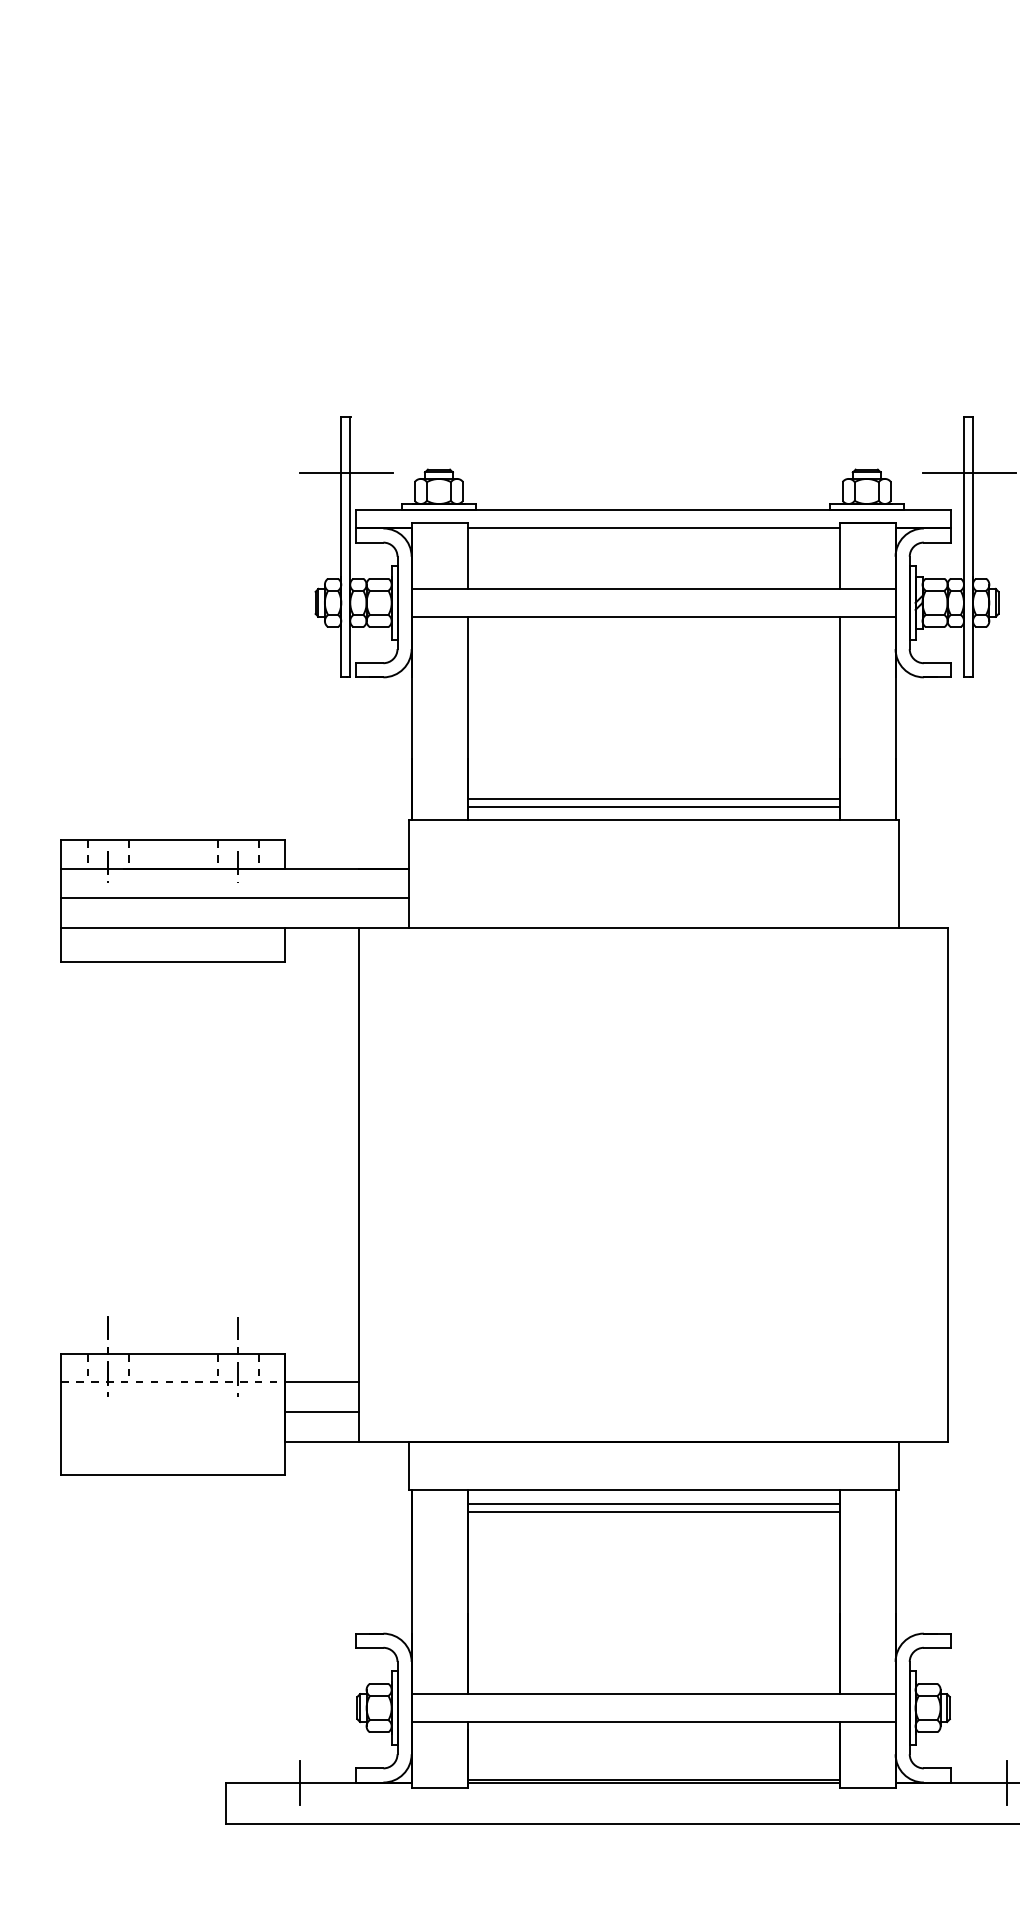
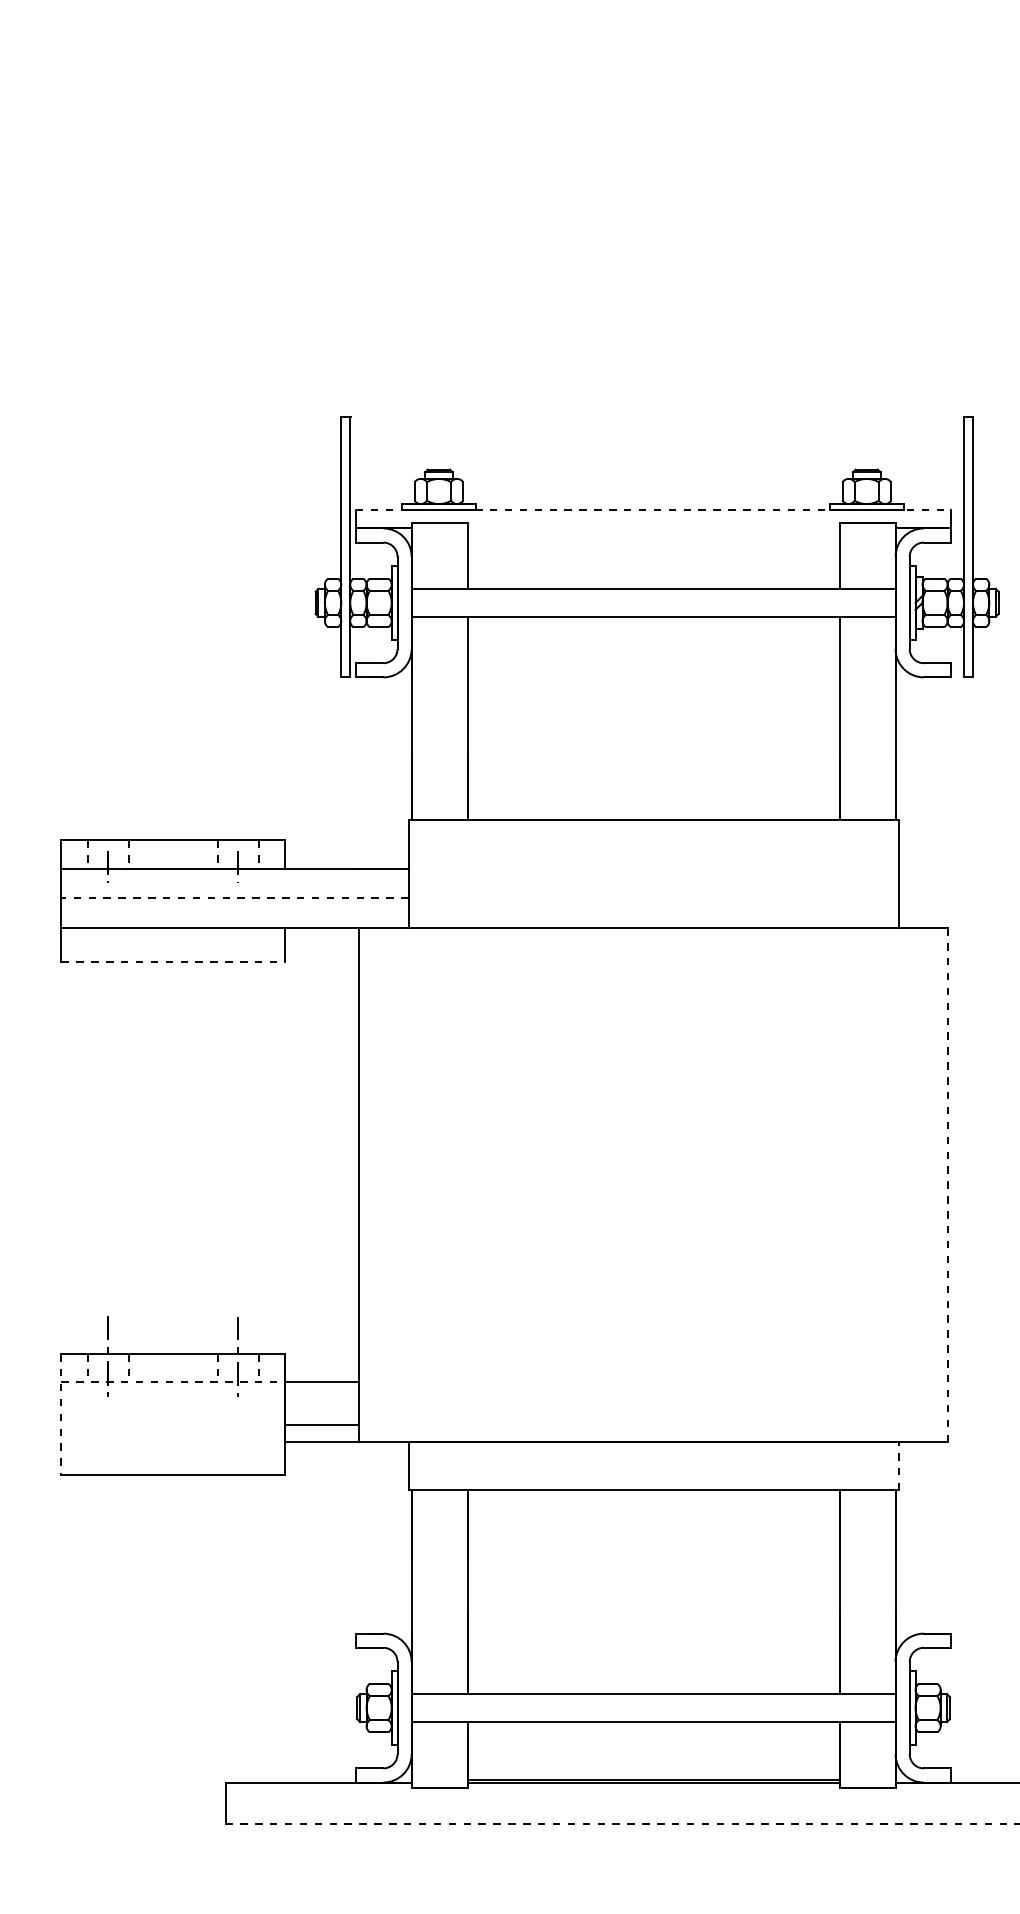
line: present -> none (345, 472)
line: present -> none (968, 472)
line: solid -> dashed (653, 509)
line: present -> none (653, 528)
line: present -> none (653, 798)
line: present -> none (653, 806)
line: solid -> dashed (235, 898)
line: solid -> dashed (173, 961)
line: solid -> dashed (948, 1185)
line position: (321, 1412) -> (321, 1425) (321, 1425)
line: solid -> dashed (61, 1414)
line: solid -> dashed (898, 1465)
line: present -> none (653, 1504)
line: present -> none (653, 1512)
line: present -> none (300, 1783)
line: present -> none (1007, 1783)
line: solid -> dashed (622, 1824)
